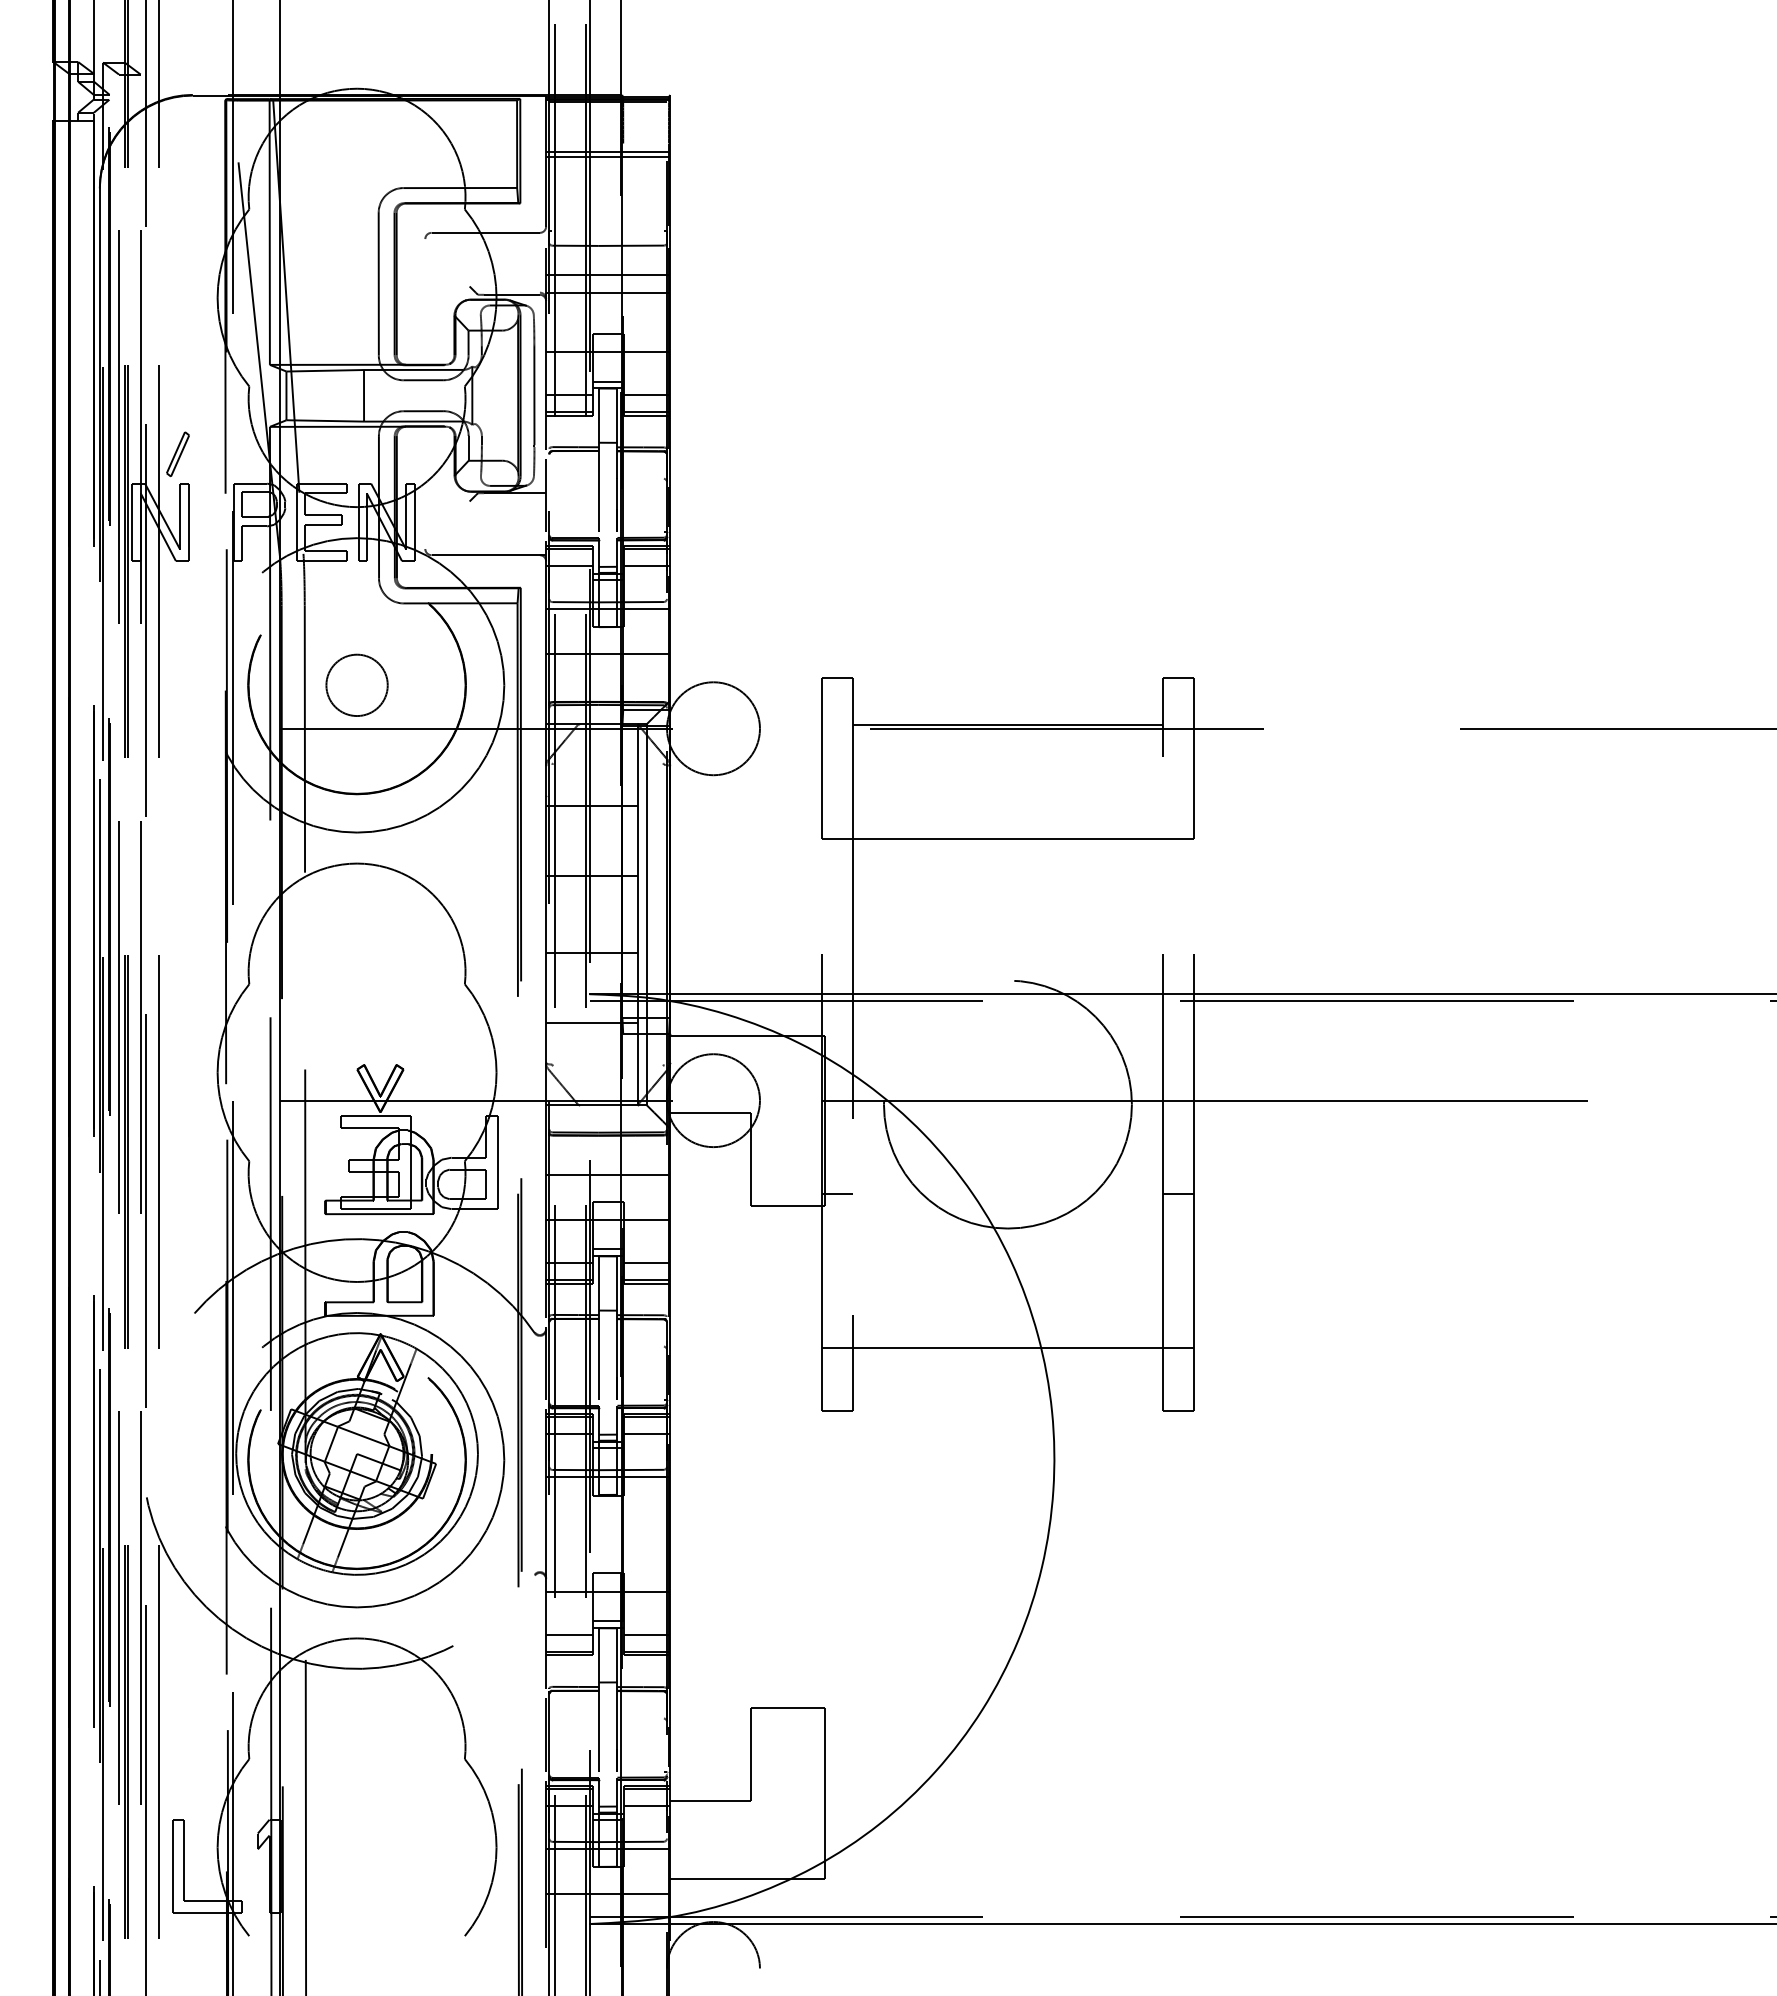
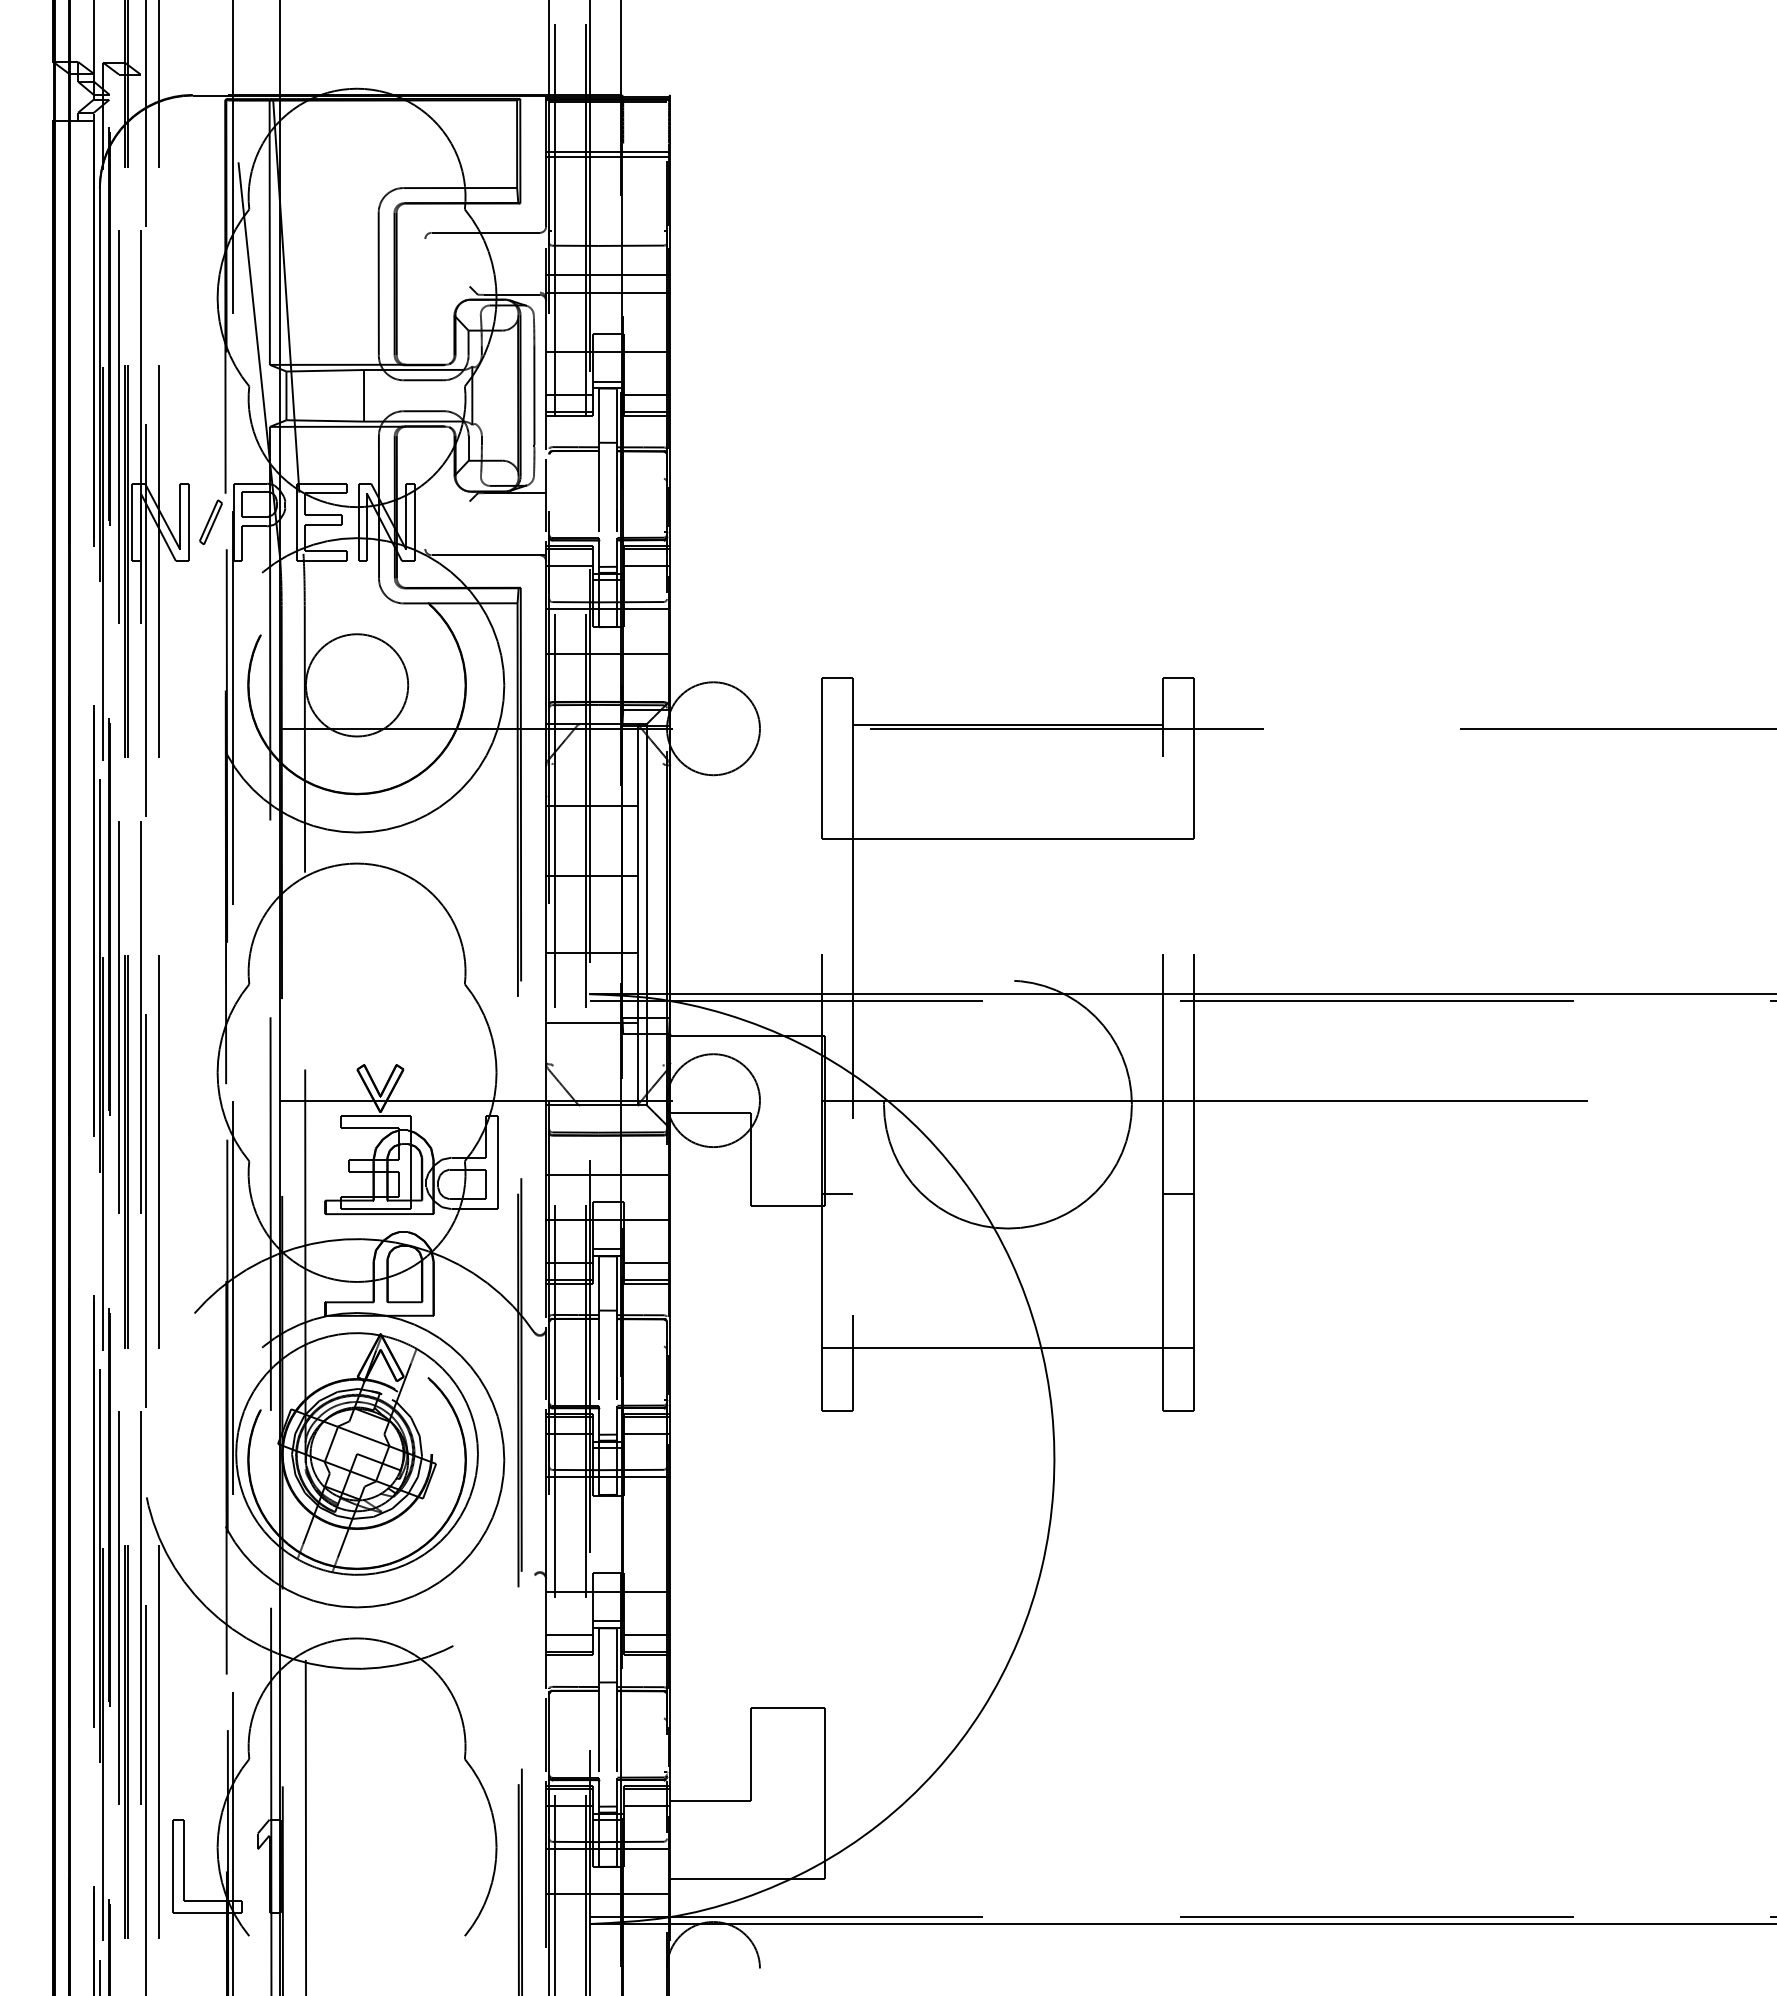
part position: (177, 454) -> (210, 522) (210, 522)
circle diameter: 61 px -> 102 px (356, 685)
